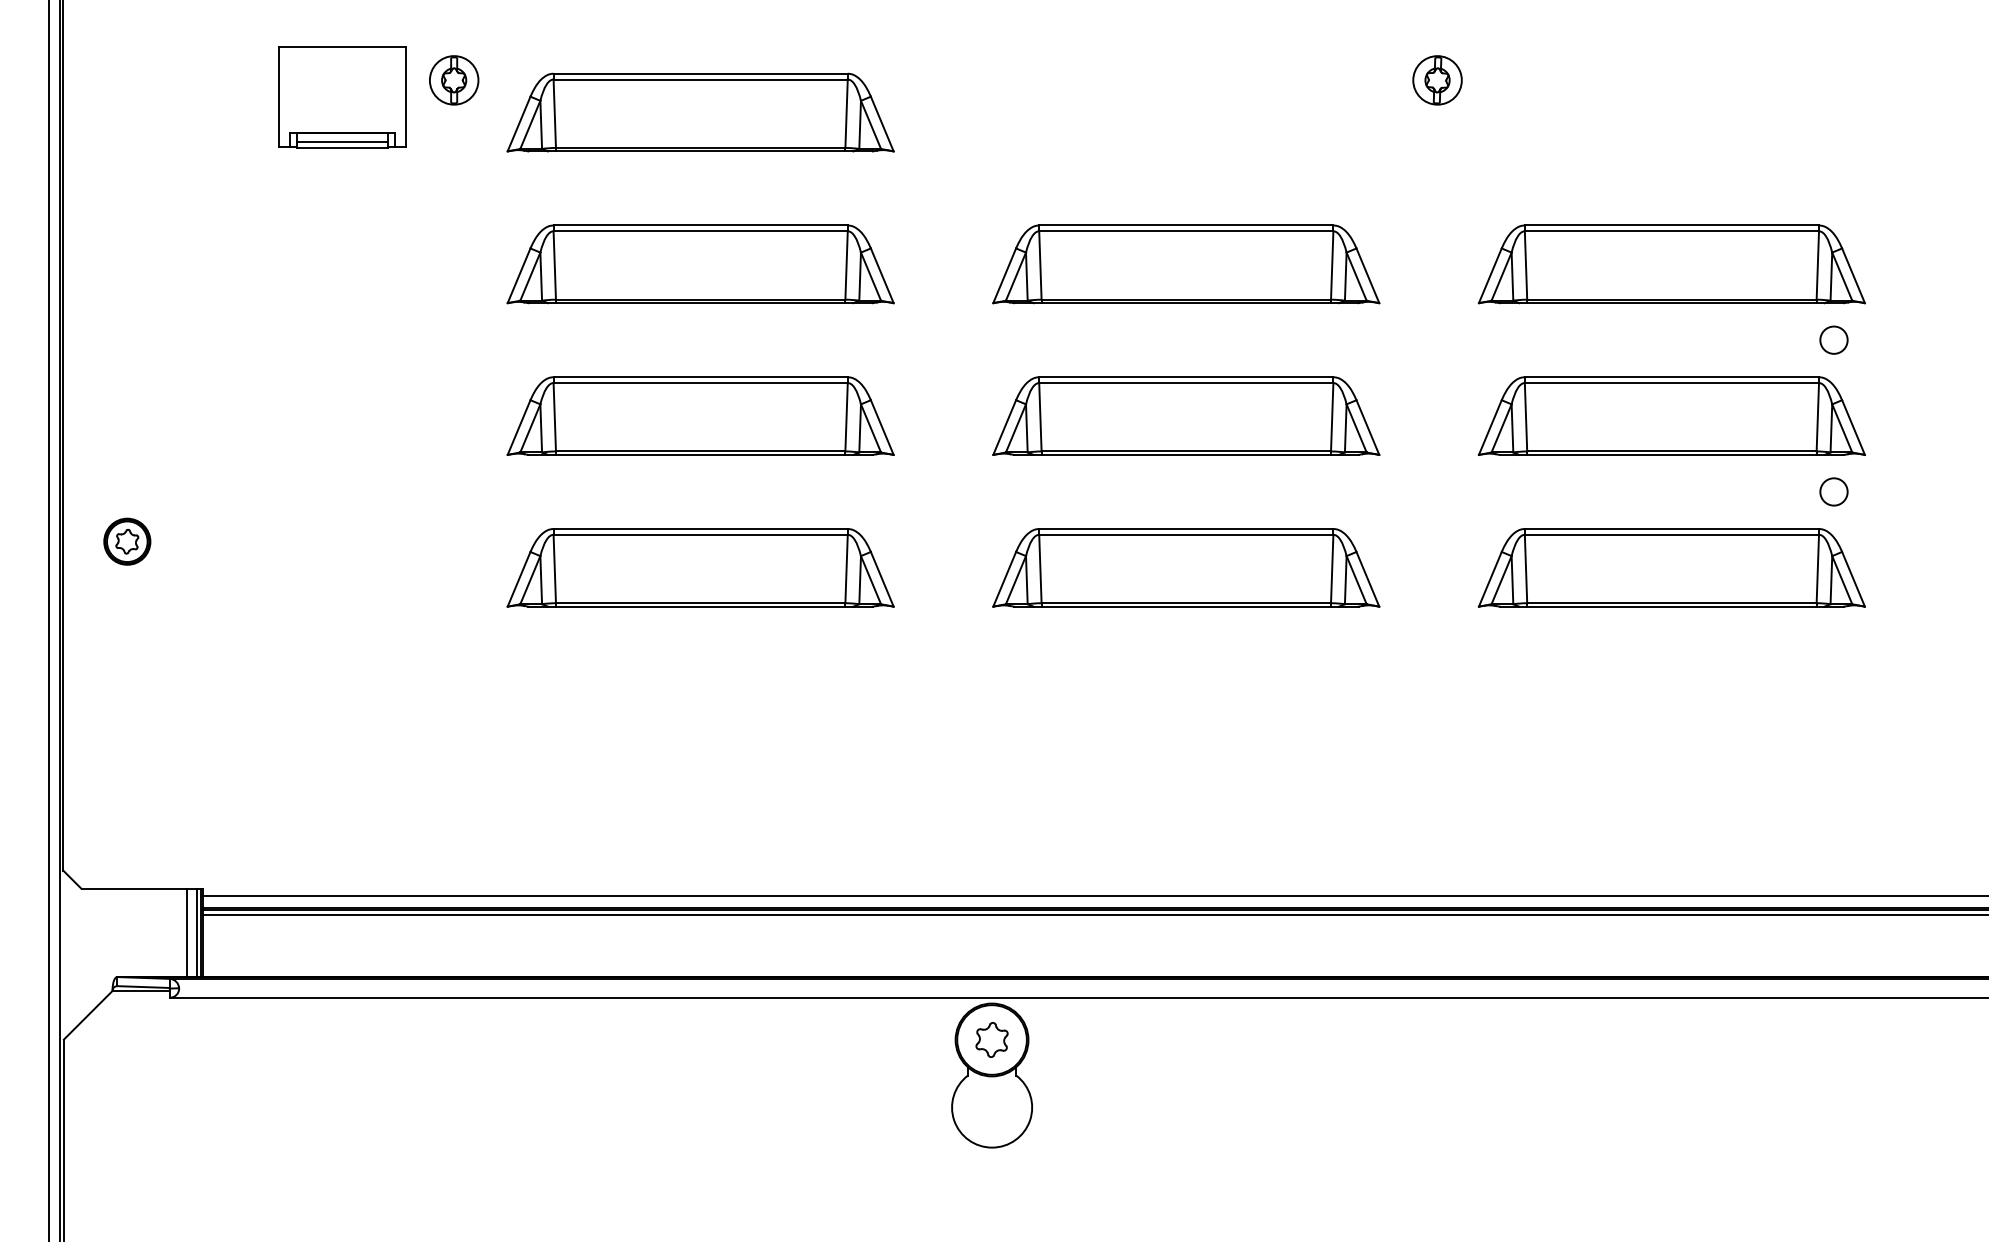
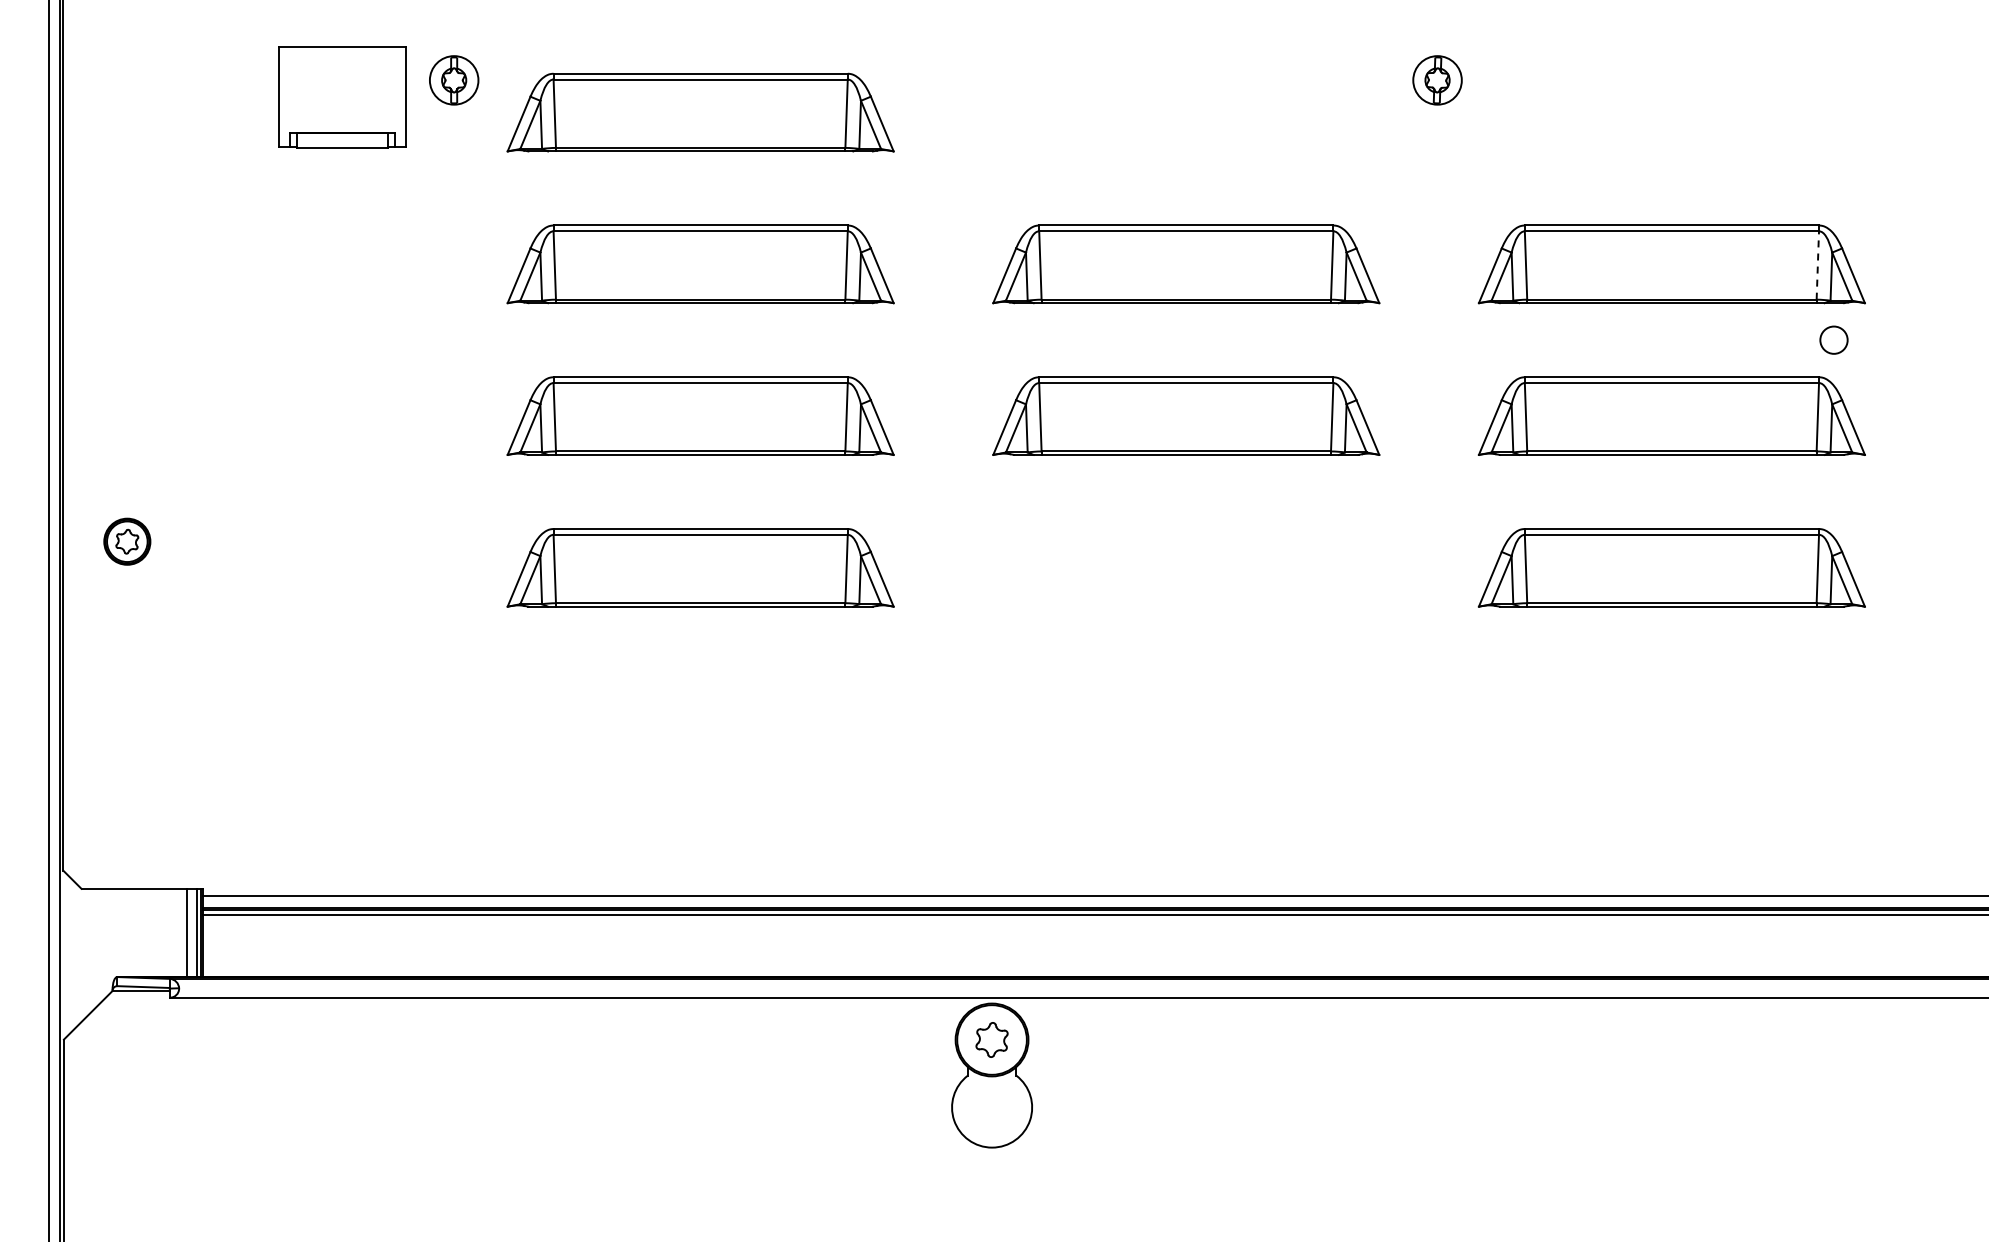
line: present -> none (342, 141)
line: solid -> dashed (1817, 265)
circle: present -> none (1833, 491)
part: present -> none (1186, 567)
